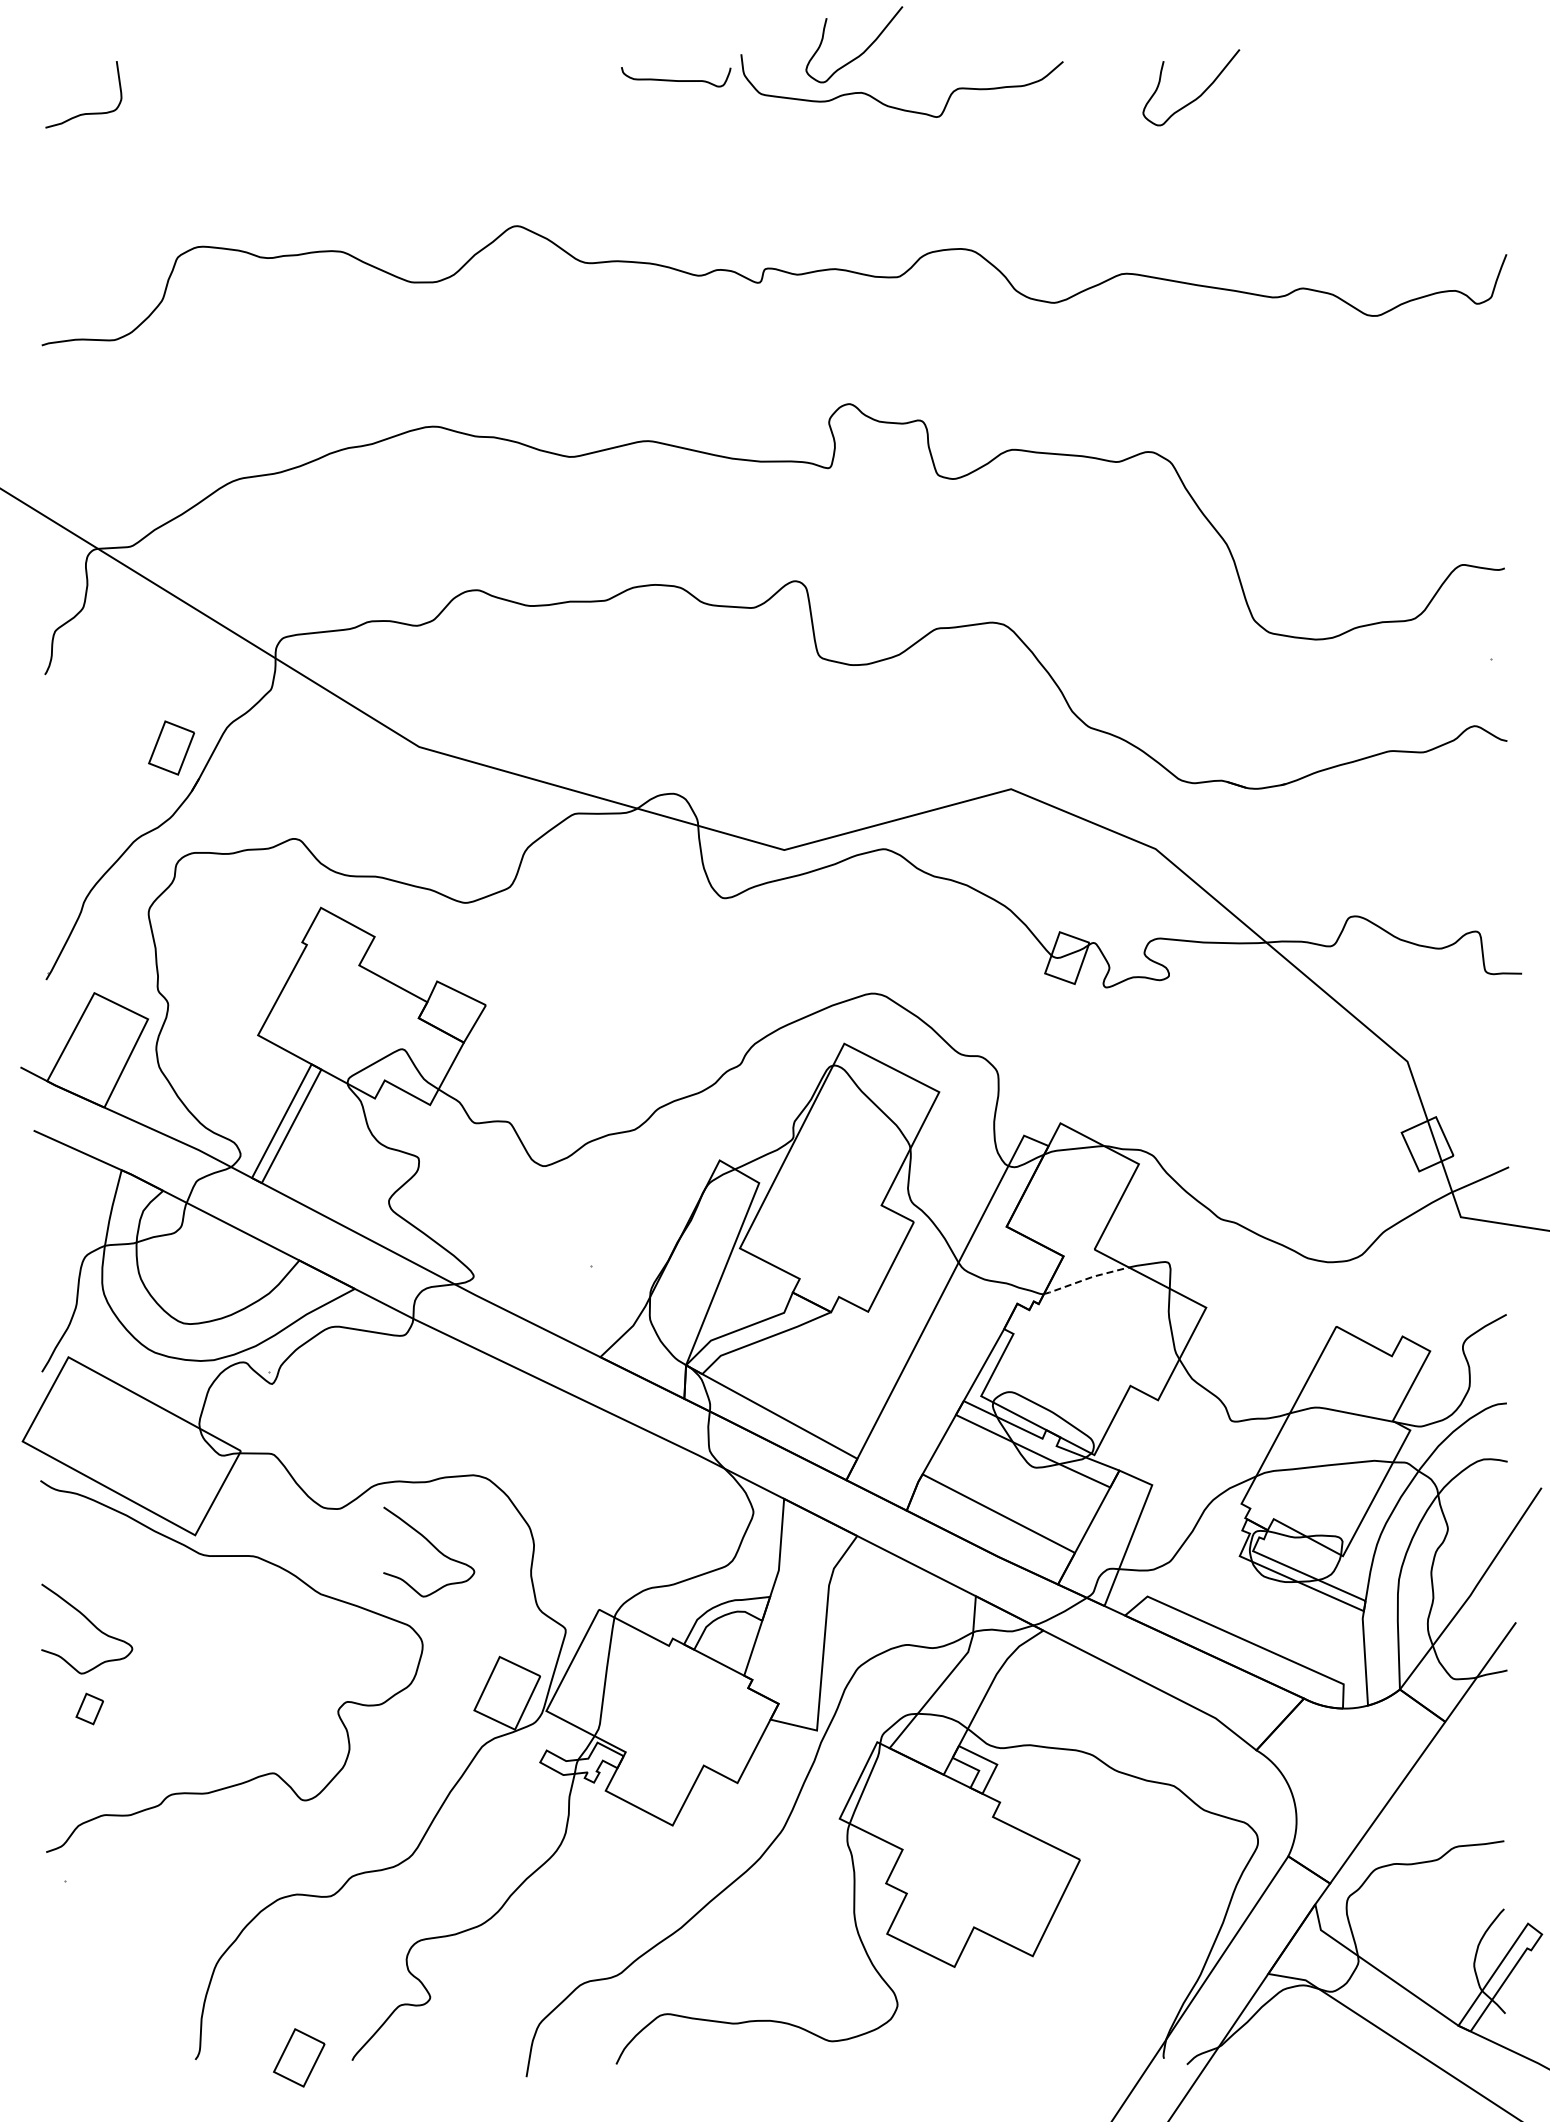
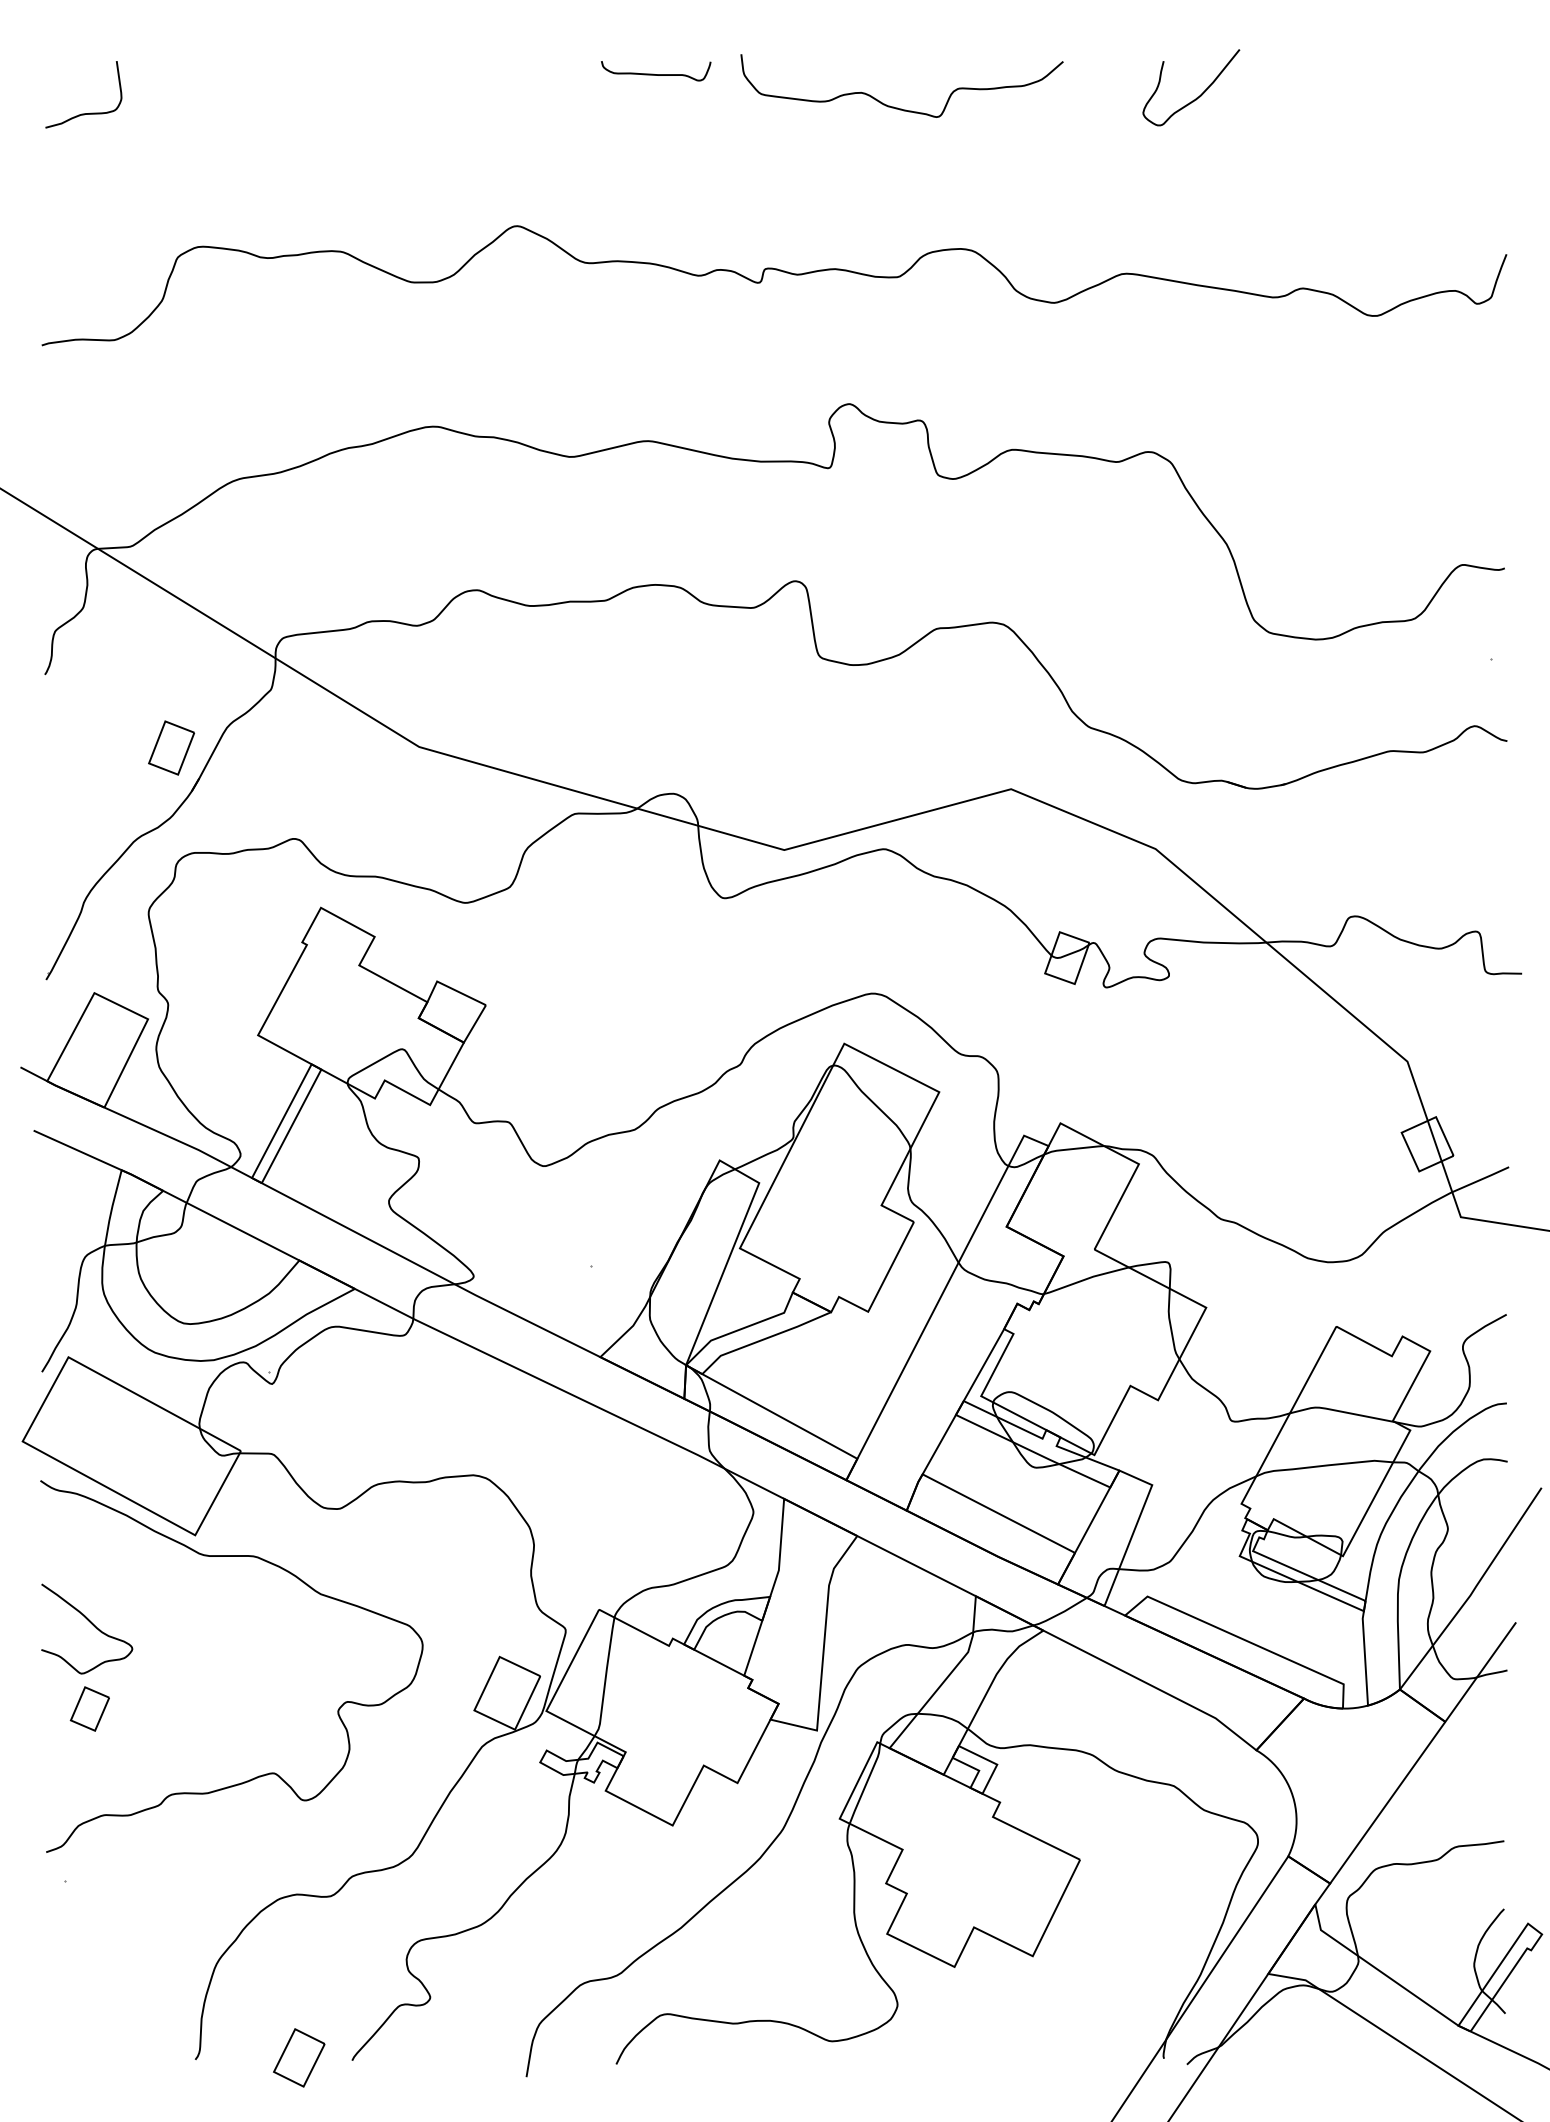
curve: present -> none (859, 54)
curve position: (676, 80) -> (656, 74) (656, 74)
line: dashed -> solid (1086, 1279)
curve: present -> none (433, 1547)
part size: 29x34 px -> 41x46 px (89, 1708)
